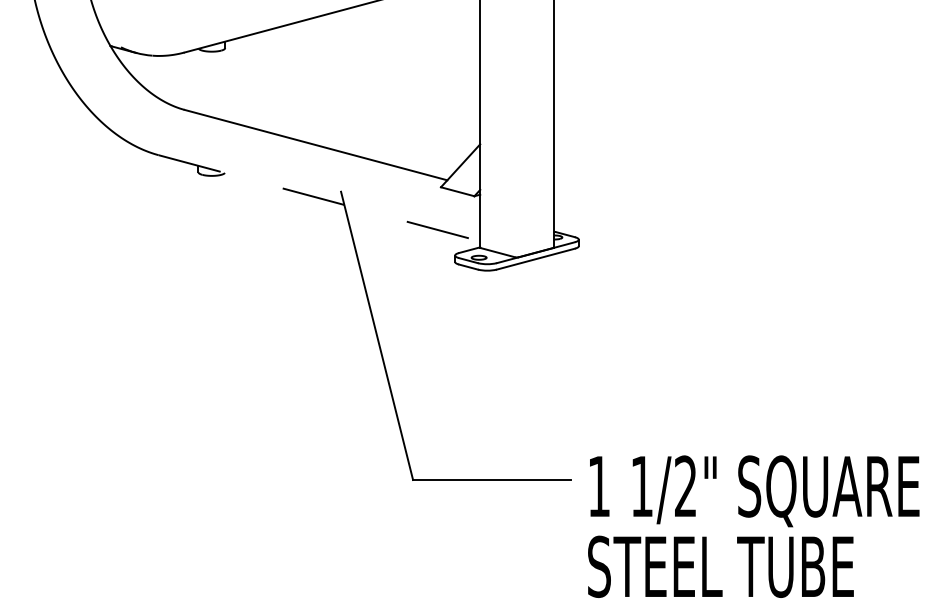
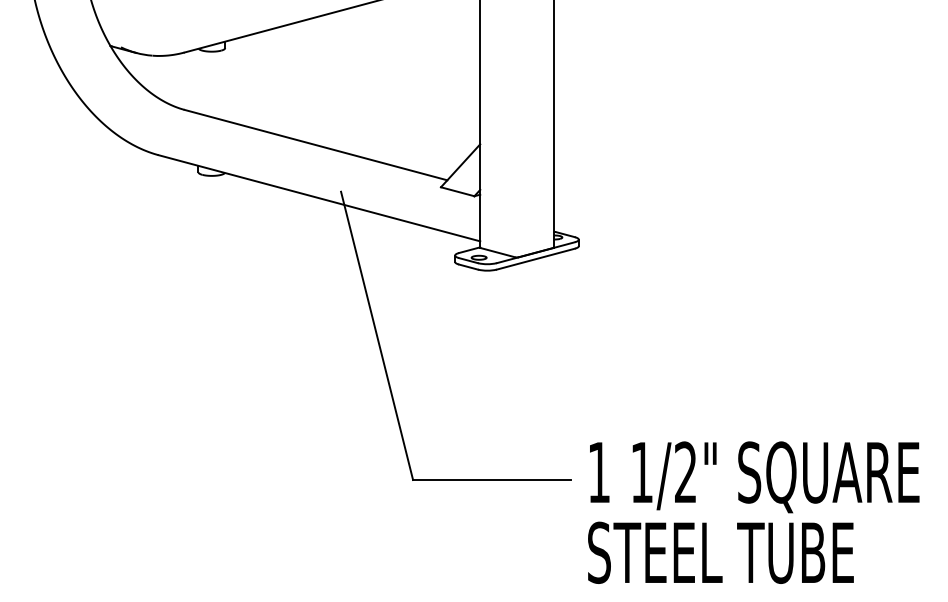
line: dashed -> solid (319, 198)
text position: (753, 526) -> (753, 512) (753, 512)
